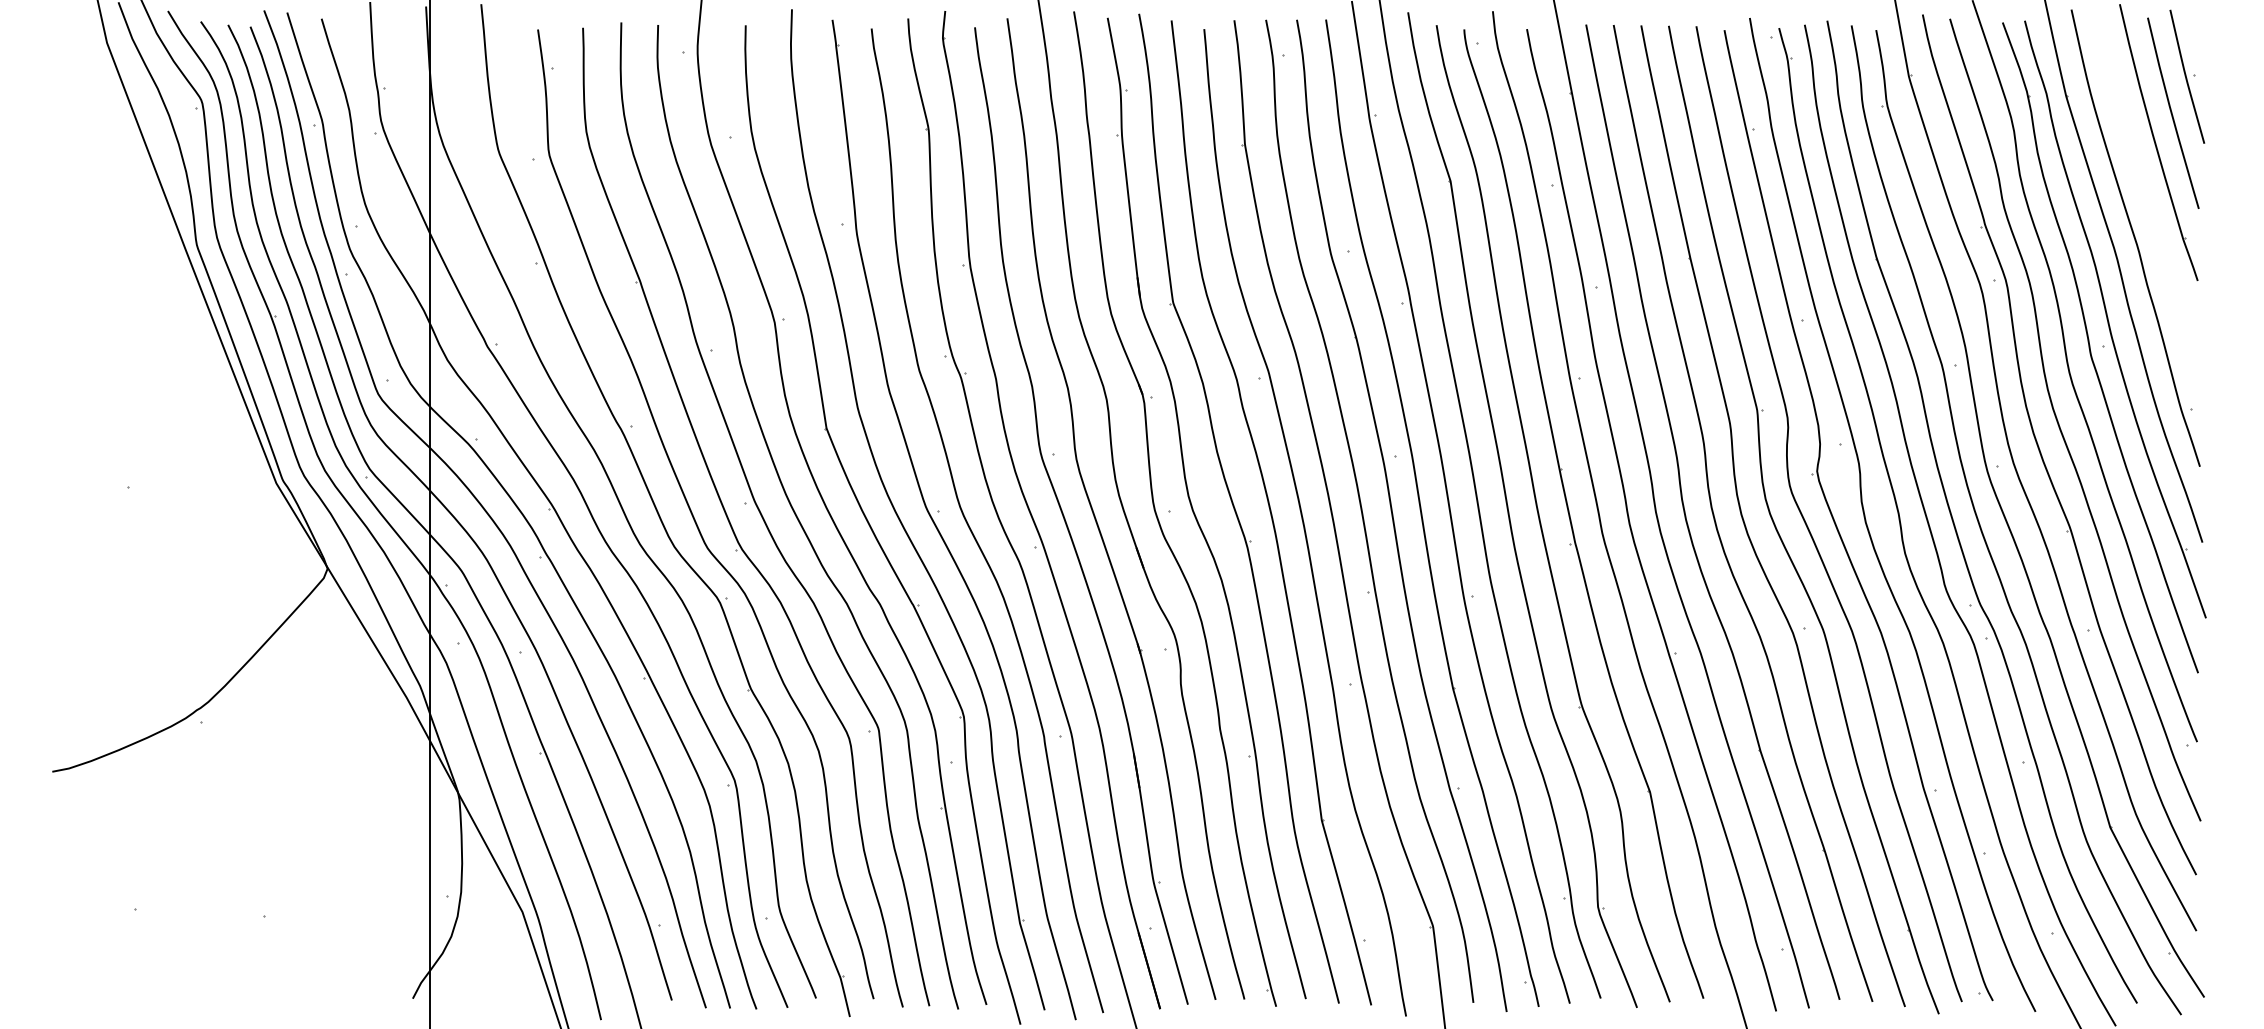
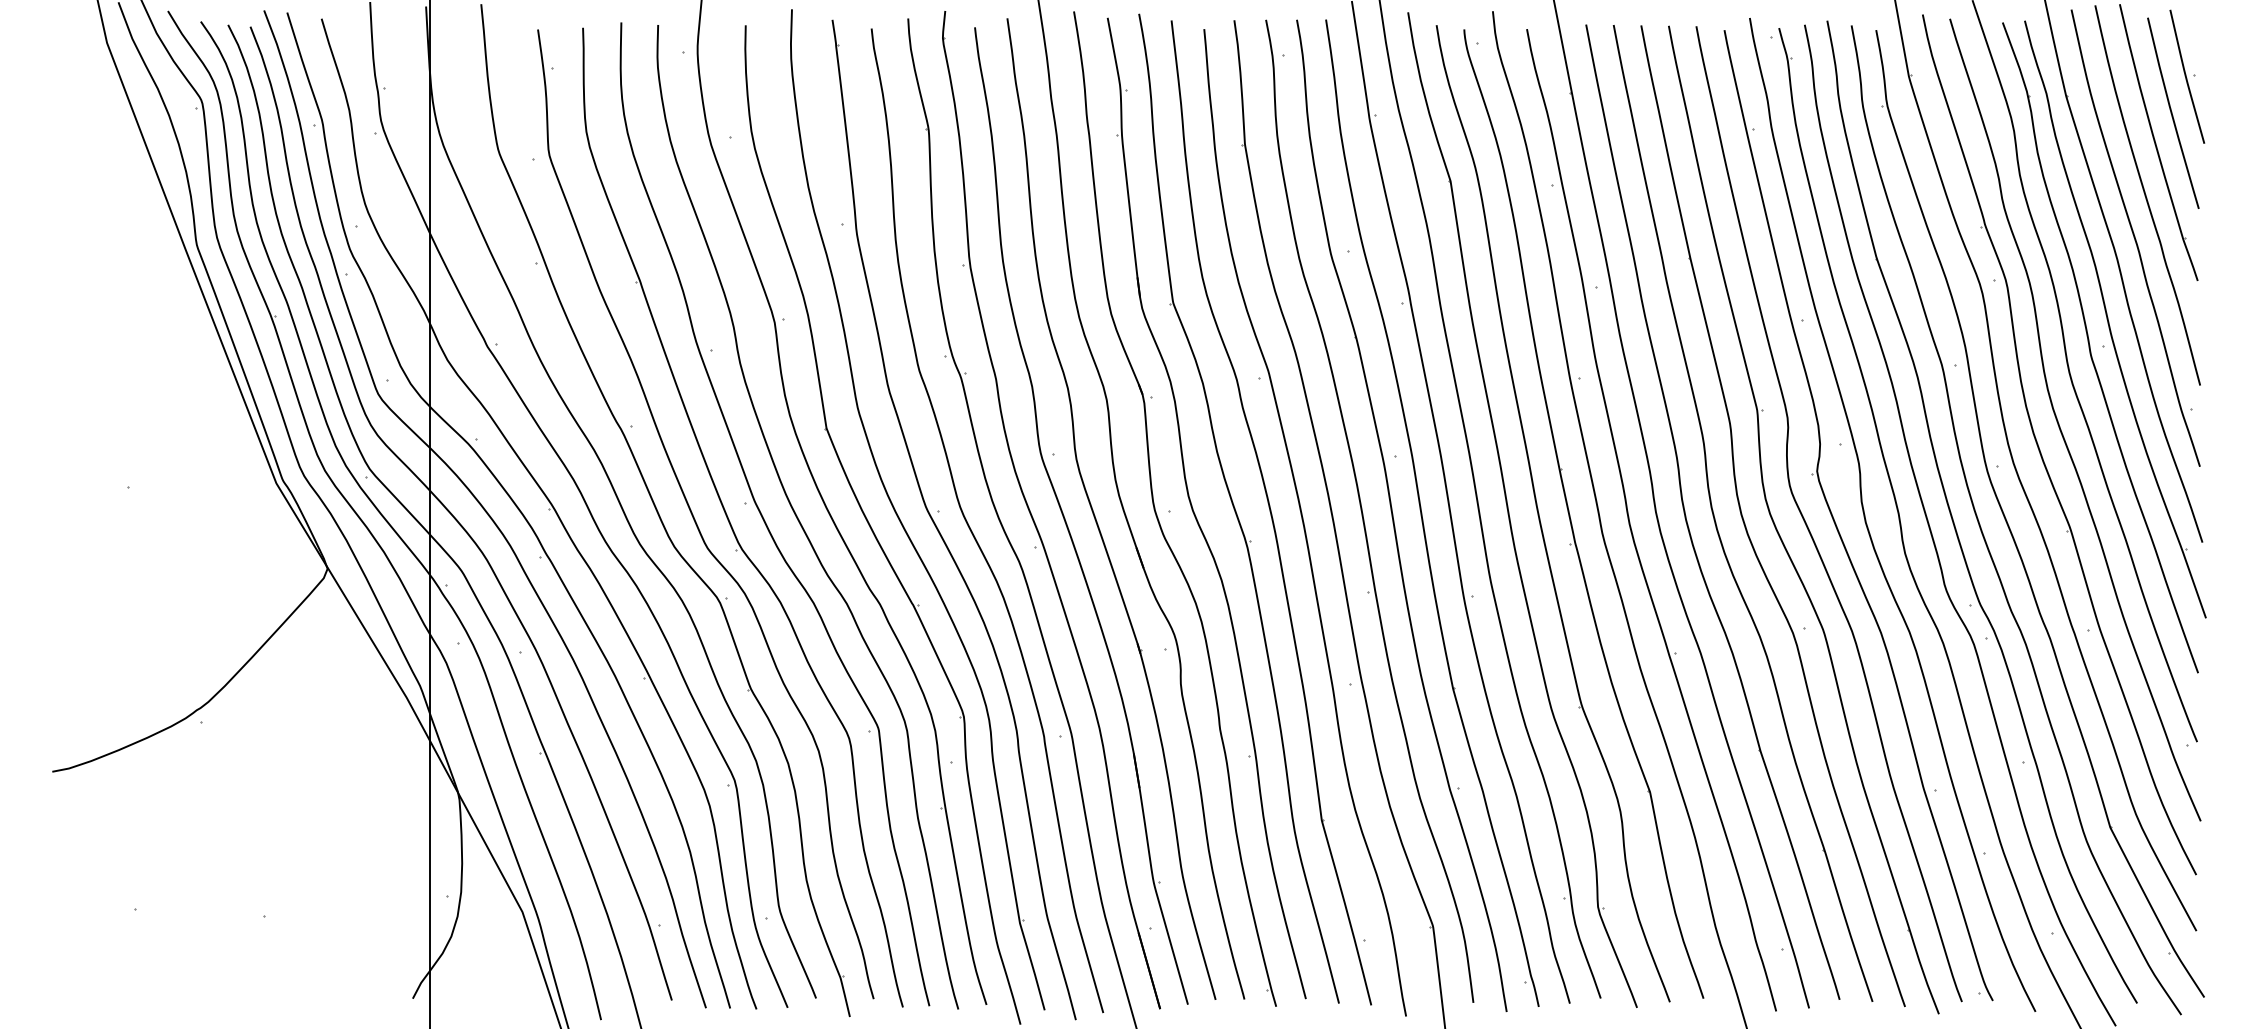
curve: none -> present (2146, 195)
